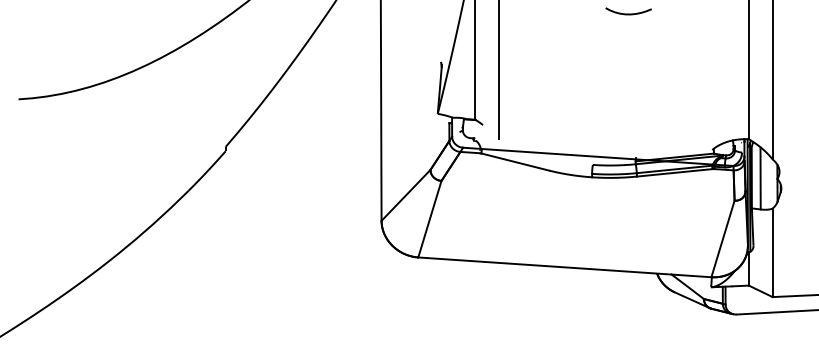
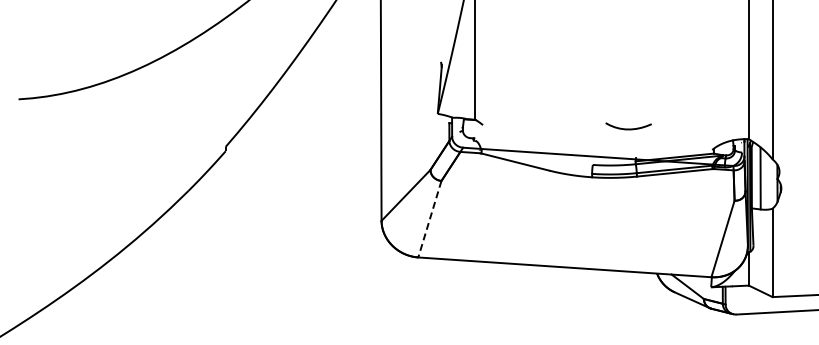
curve position: (628, 13) -> (628, 128) (628, 128)
line: present -> none (499, 70)
line: solid -> dashed (429, 219)
